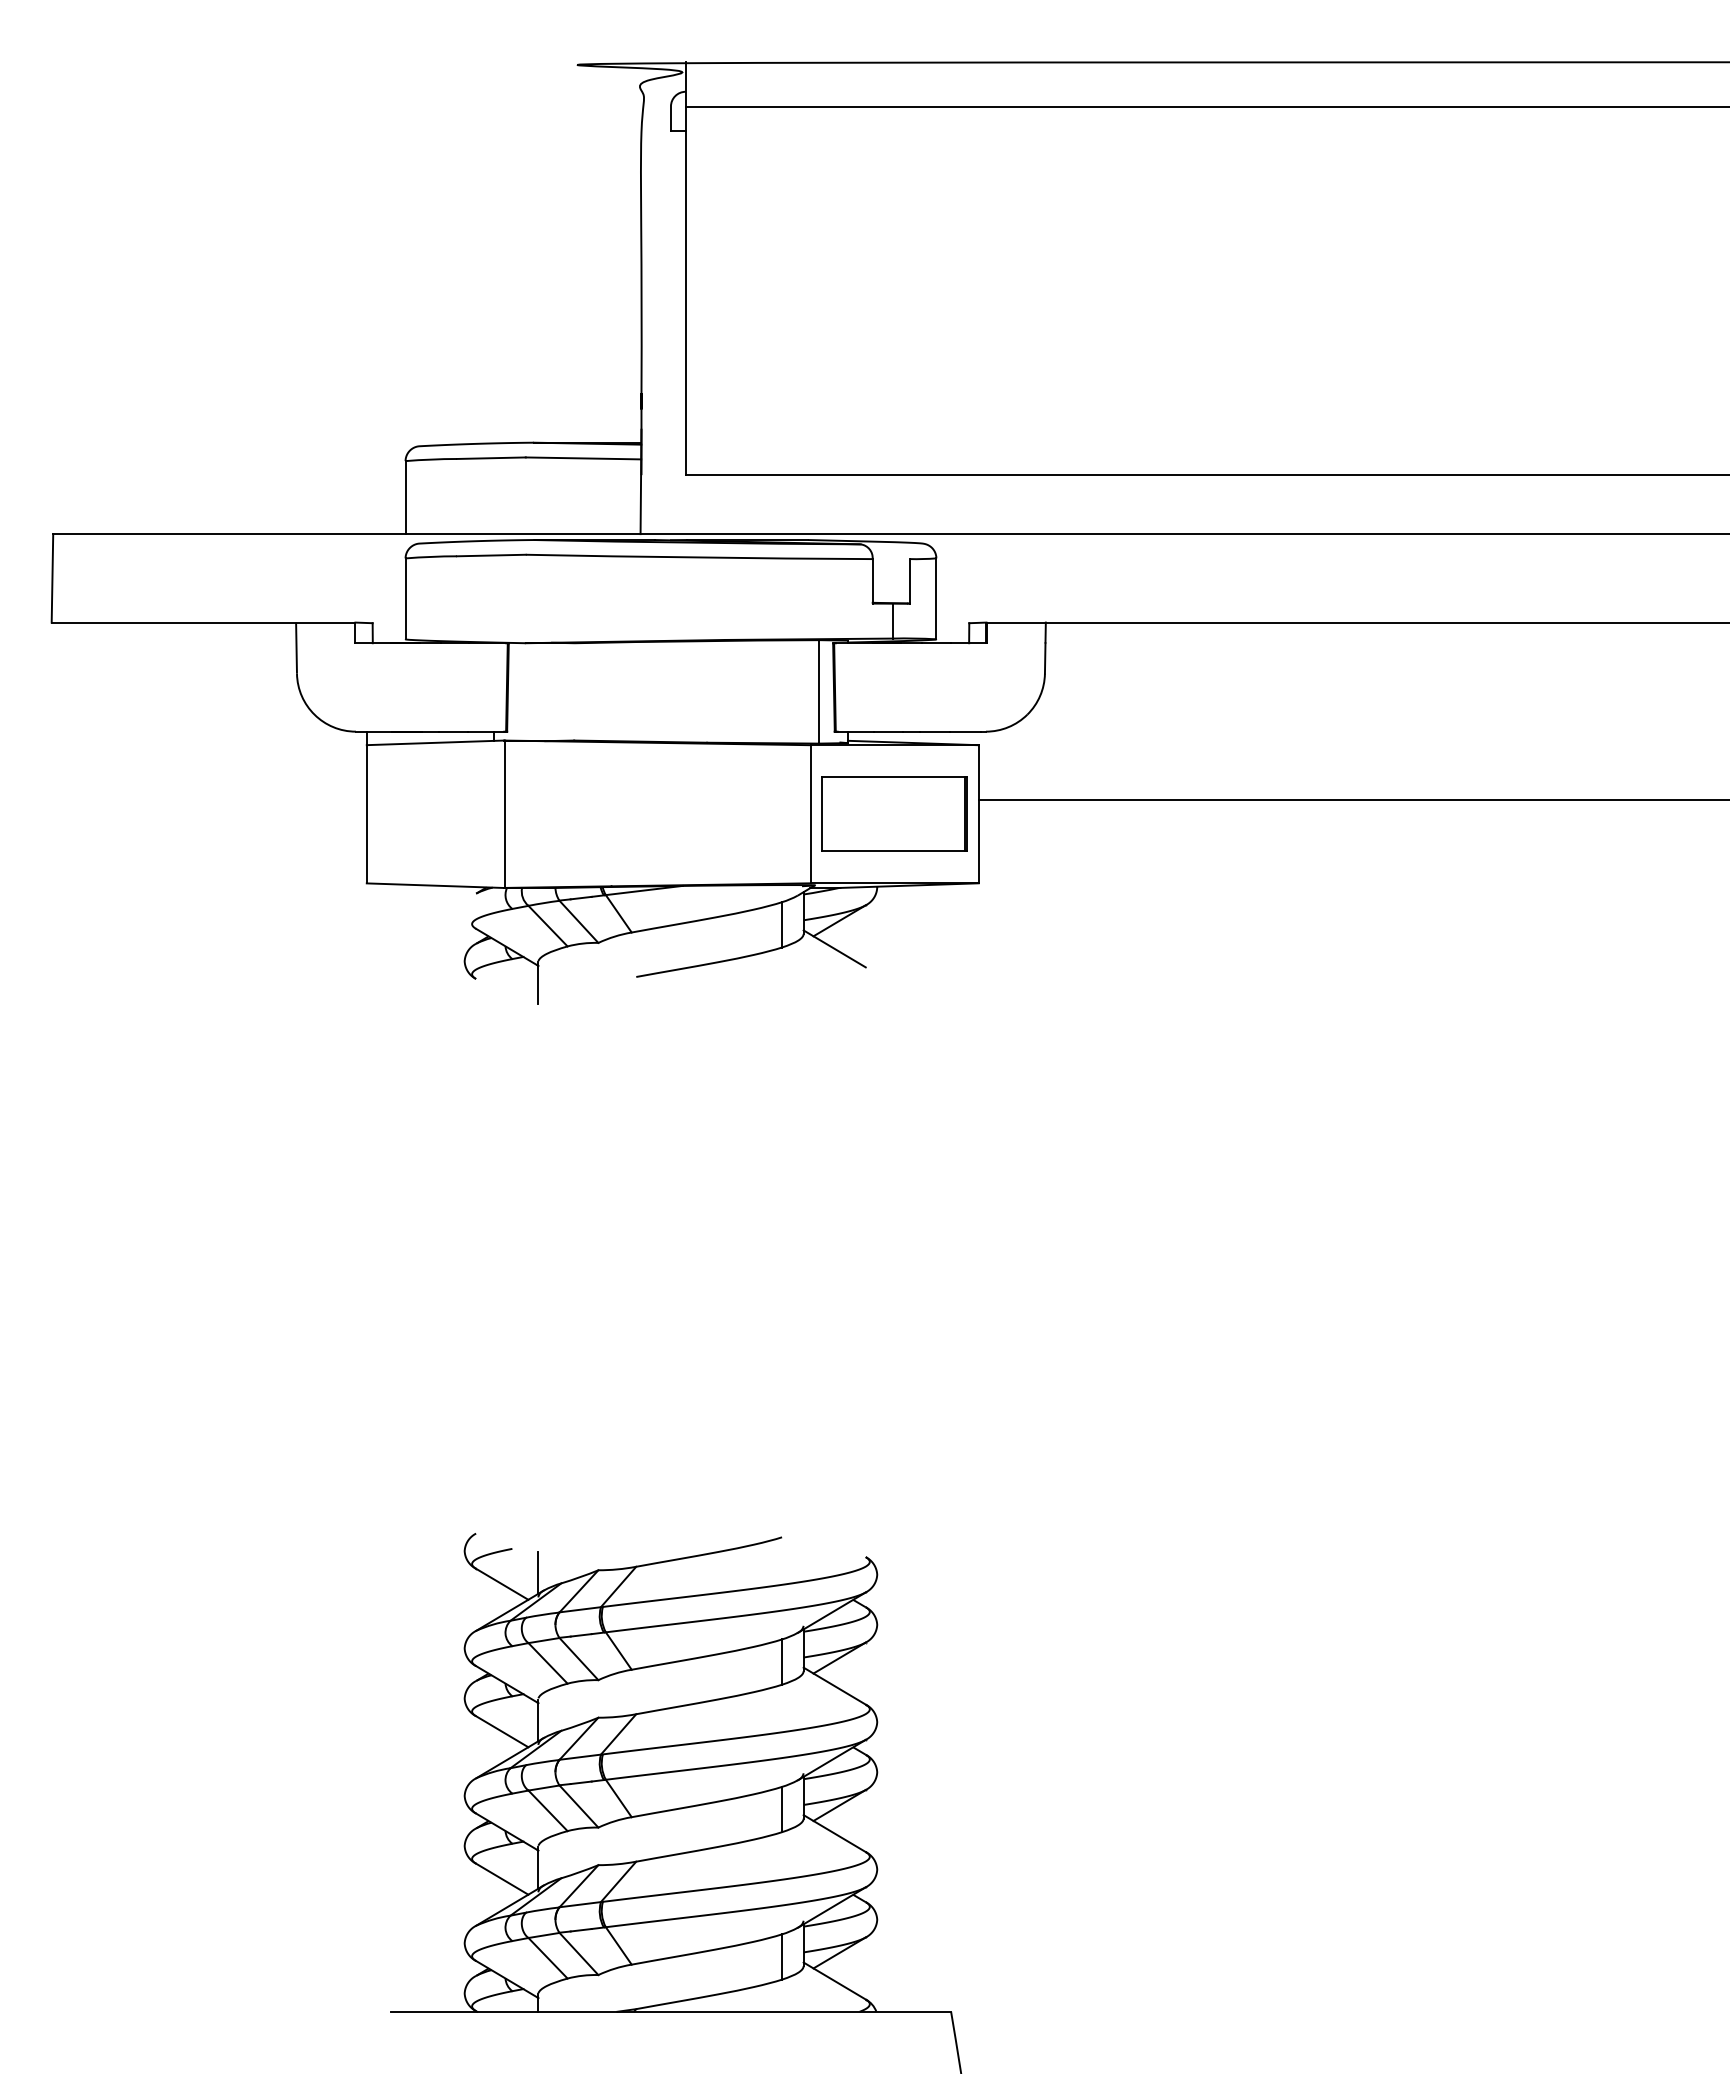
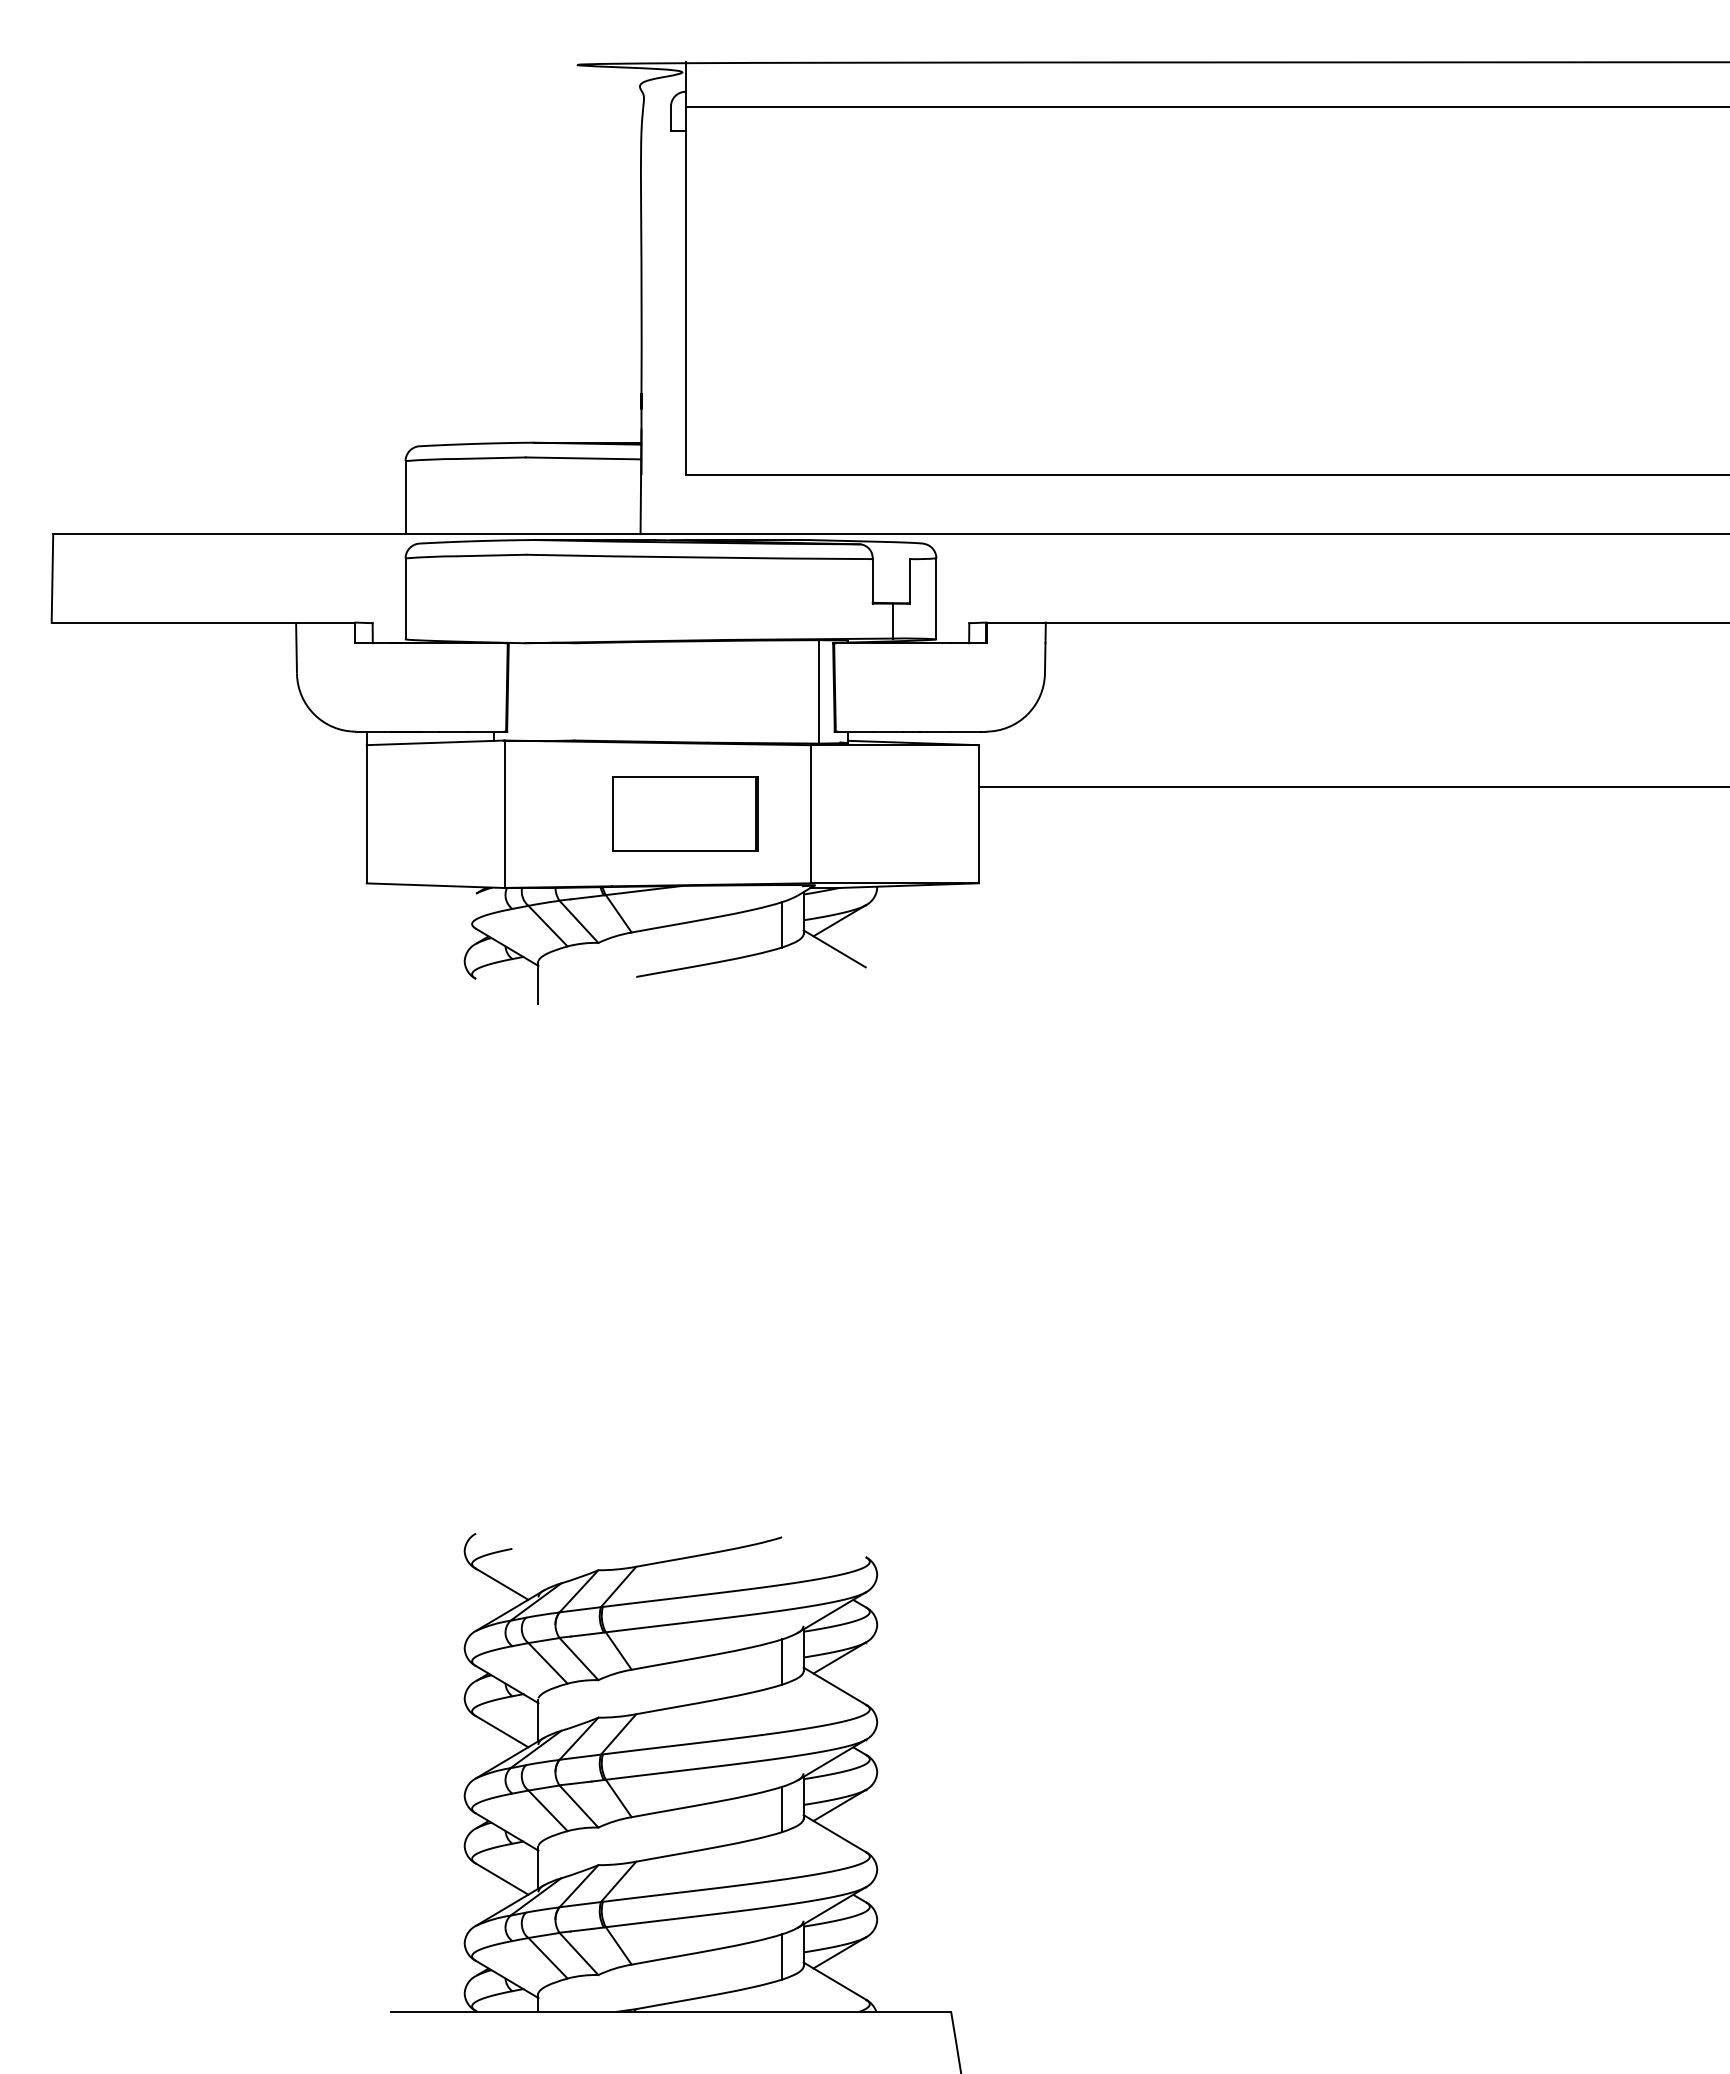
line position: (1352, 799) -> (1352, 786) (1352, 786)
part position: (894, 813) -> (685, 813) (685, 813)
line: present -> none (538, 1572)
